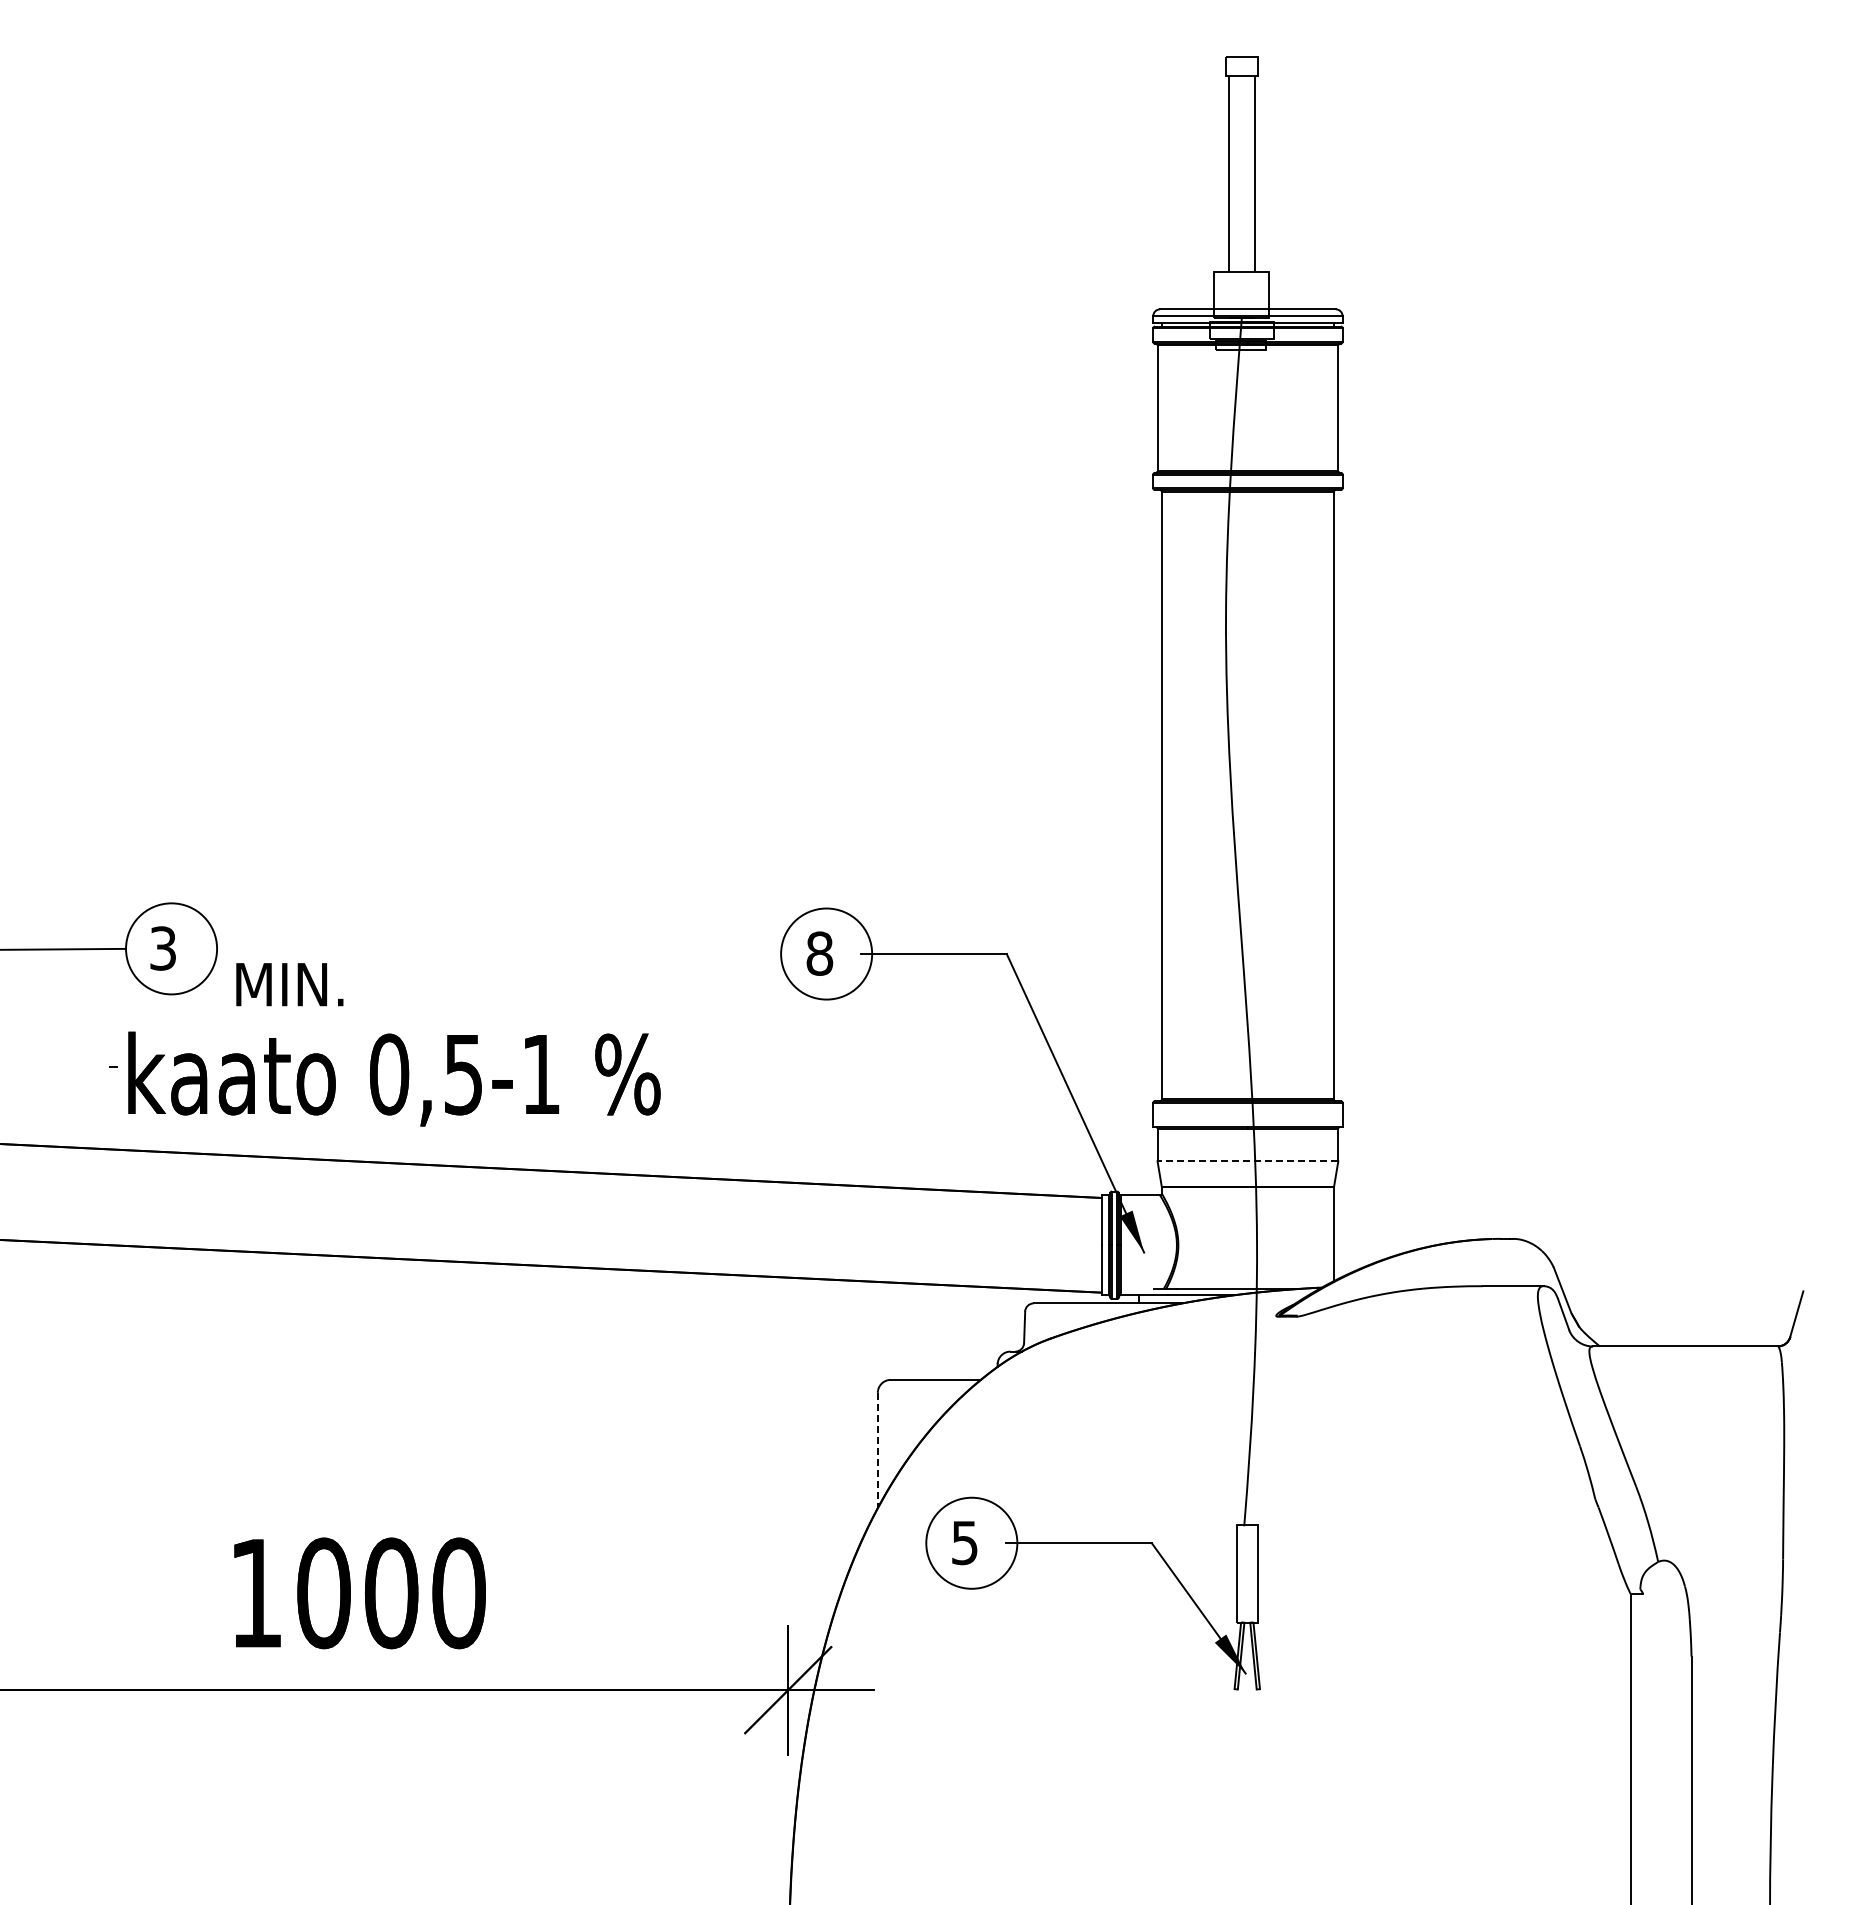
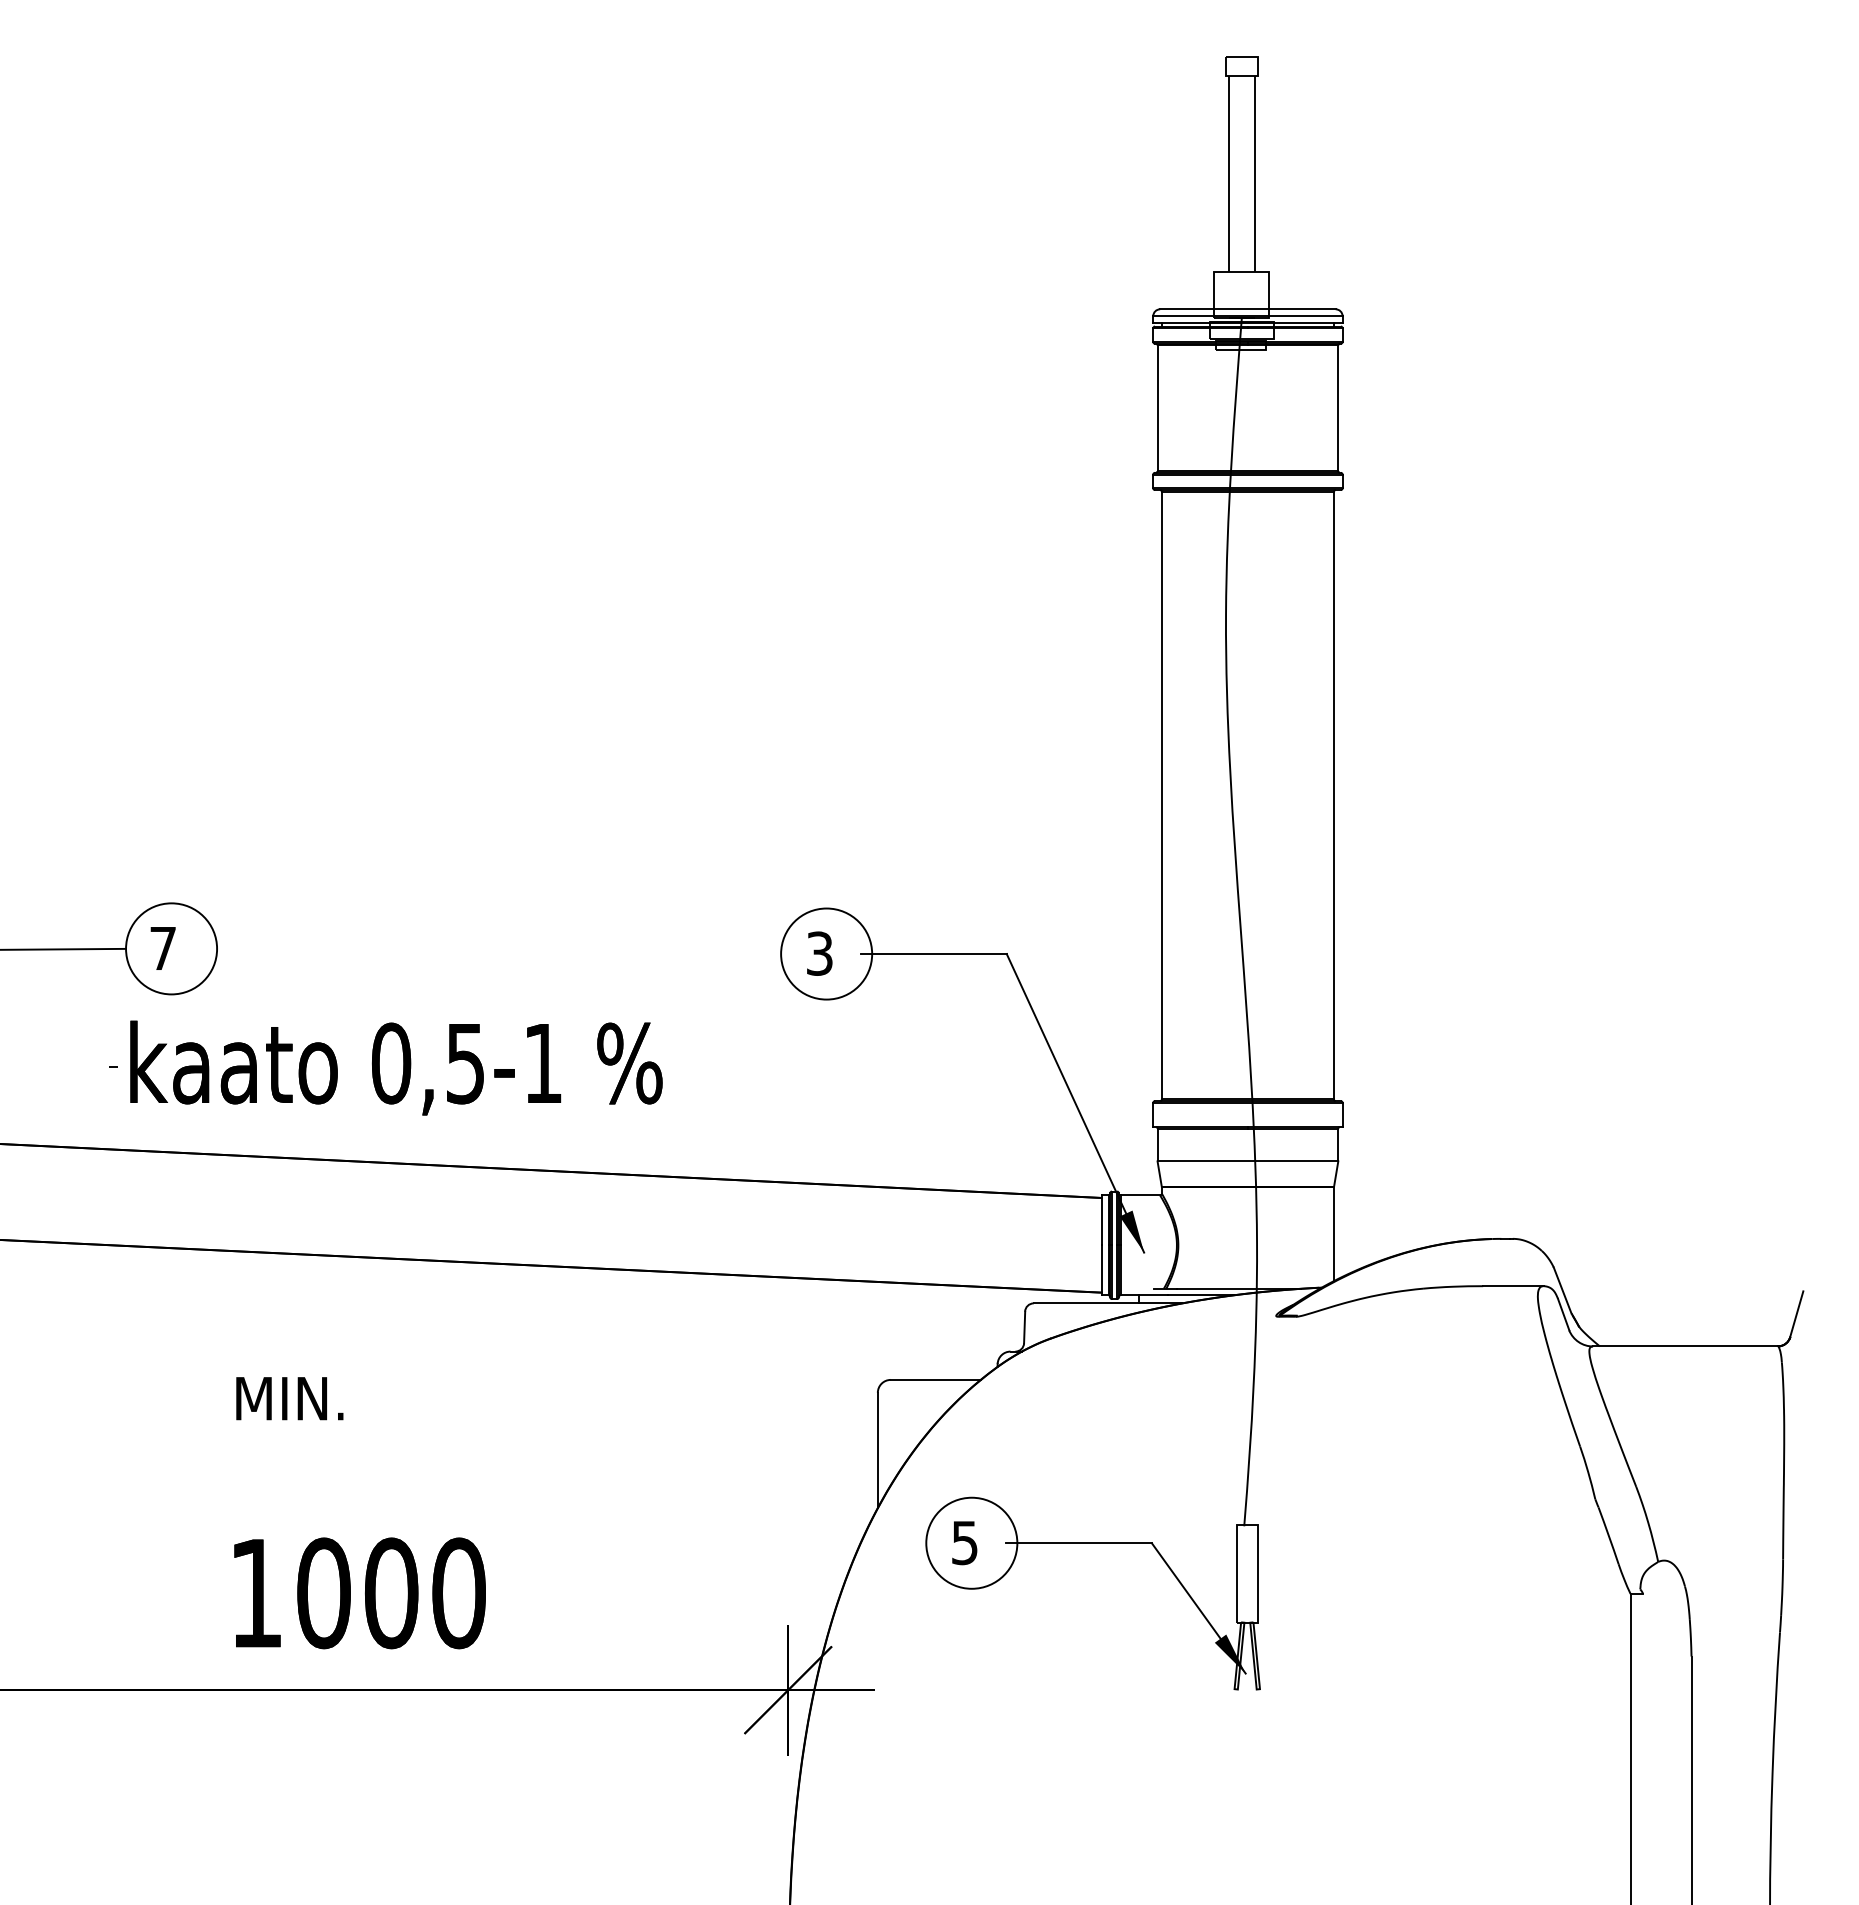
text: 3 -> 7 (162, 948)
text: 8 -> 3 (819, 953)
text position: (289, 984) -> (289, 1398) (289, 1398)
text position: (394, 1078) -> (396, 1067) (396, 1067)
line: dashed -> solid (1247, 1161)
line: dashed -> solid (877, 1450)
